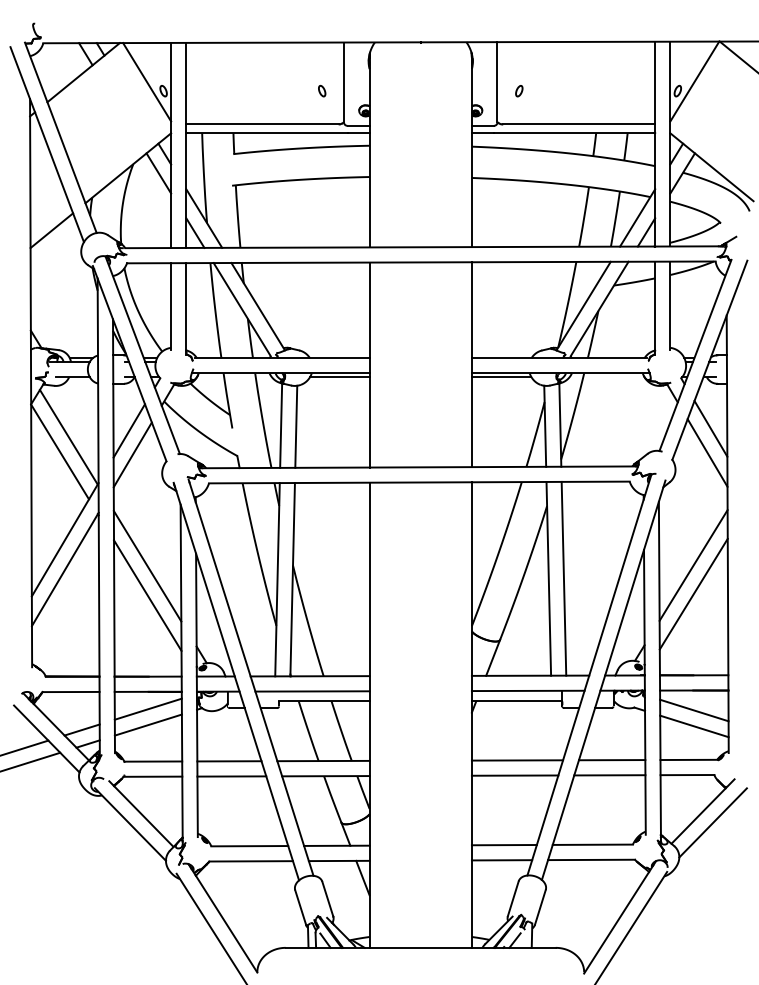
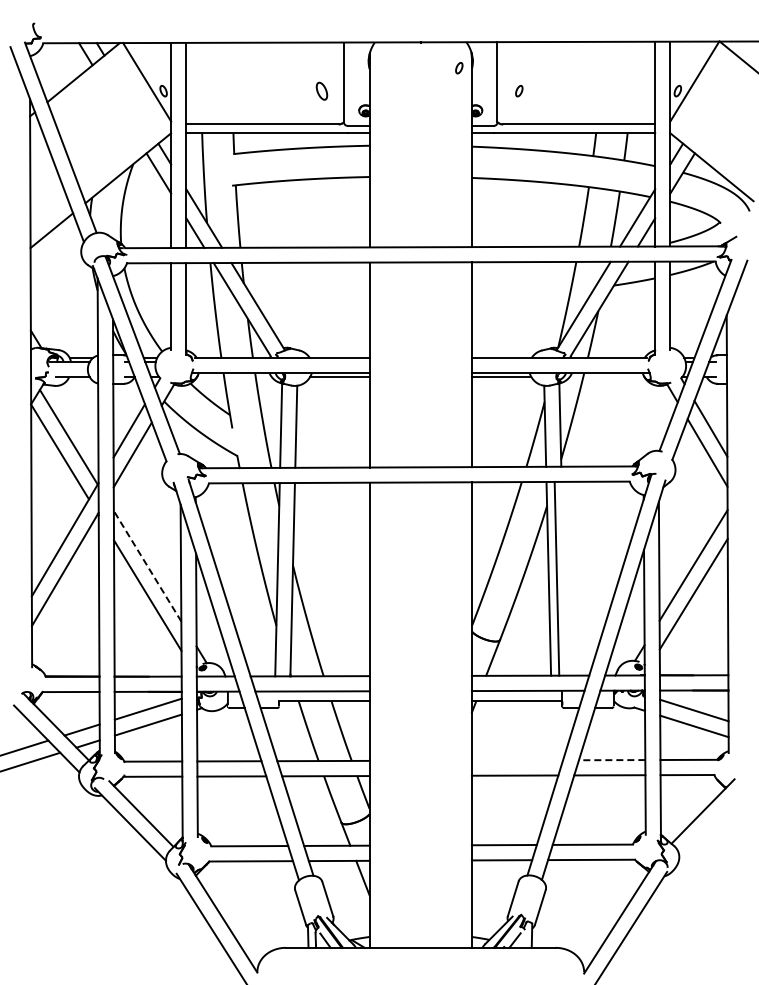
part: none -> present (459, 68)
part size: 9x14 px -> 14x20 px (321, 90)
line: solid -> dashed (147, 566)
line position: (563, 578) -> (556, 578) (556, 578)
line: present -> none (517, 760)
line: solid -> dashed (611, 760)
line: present -> none (712, 822)
